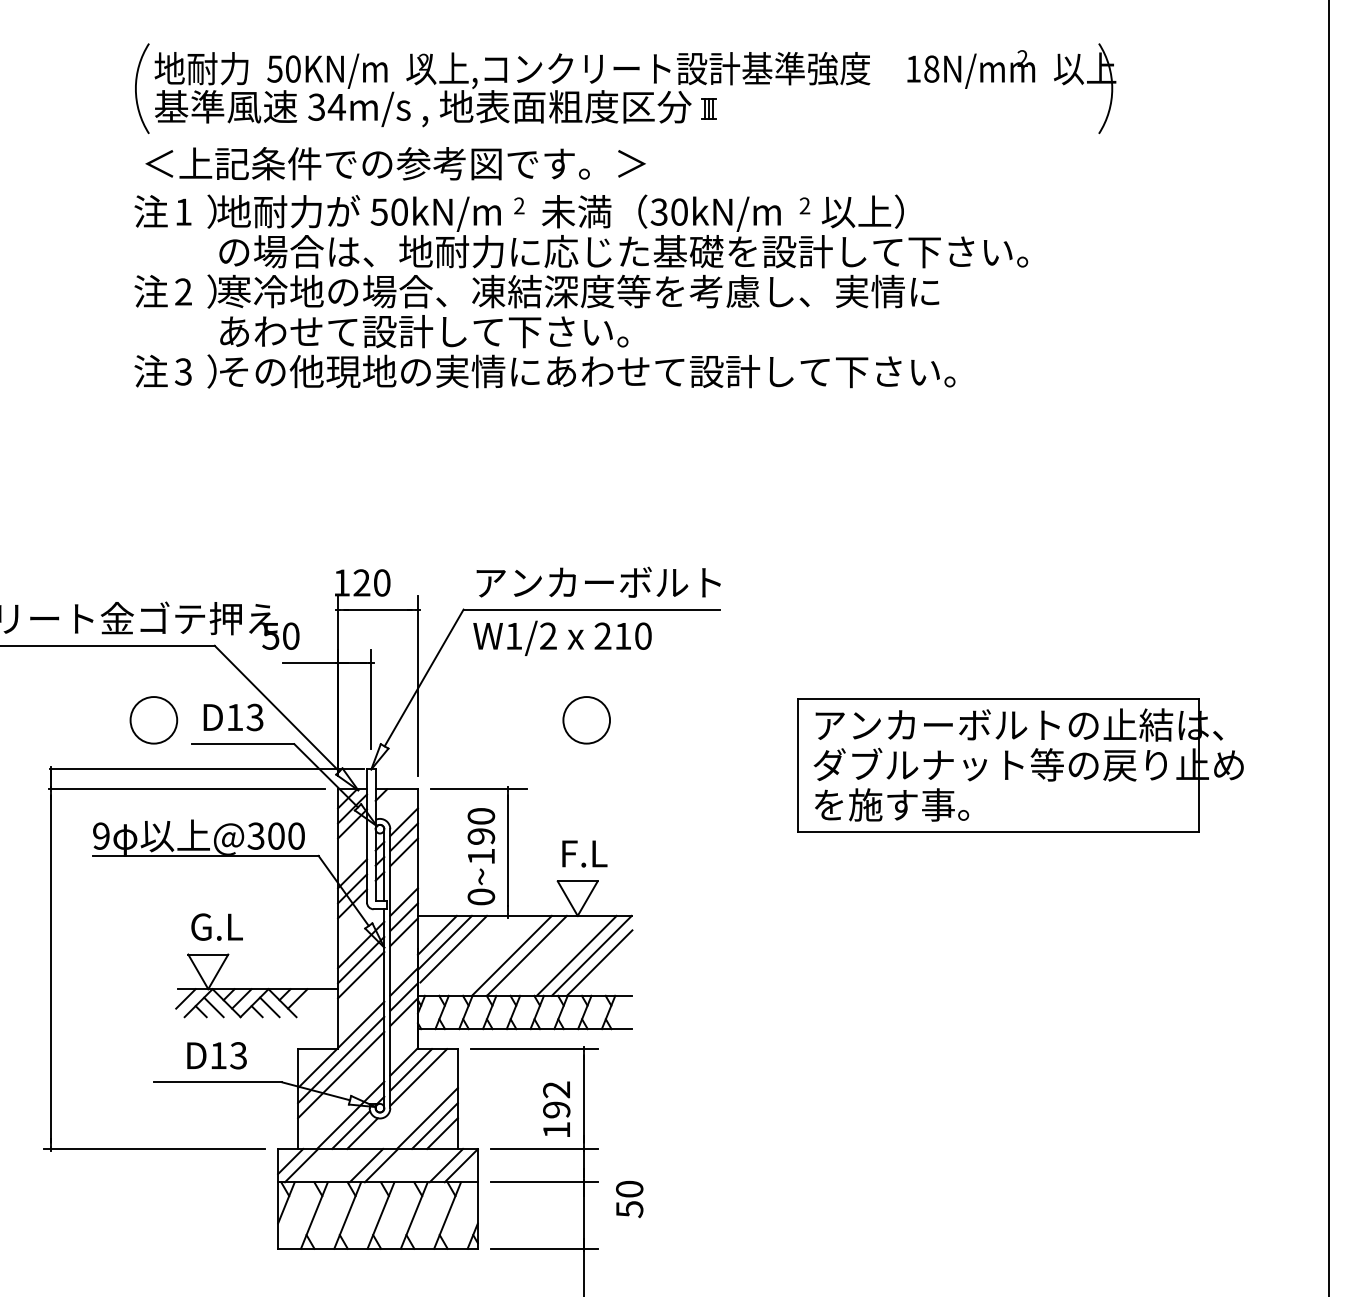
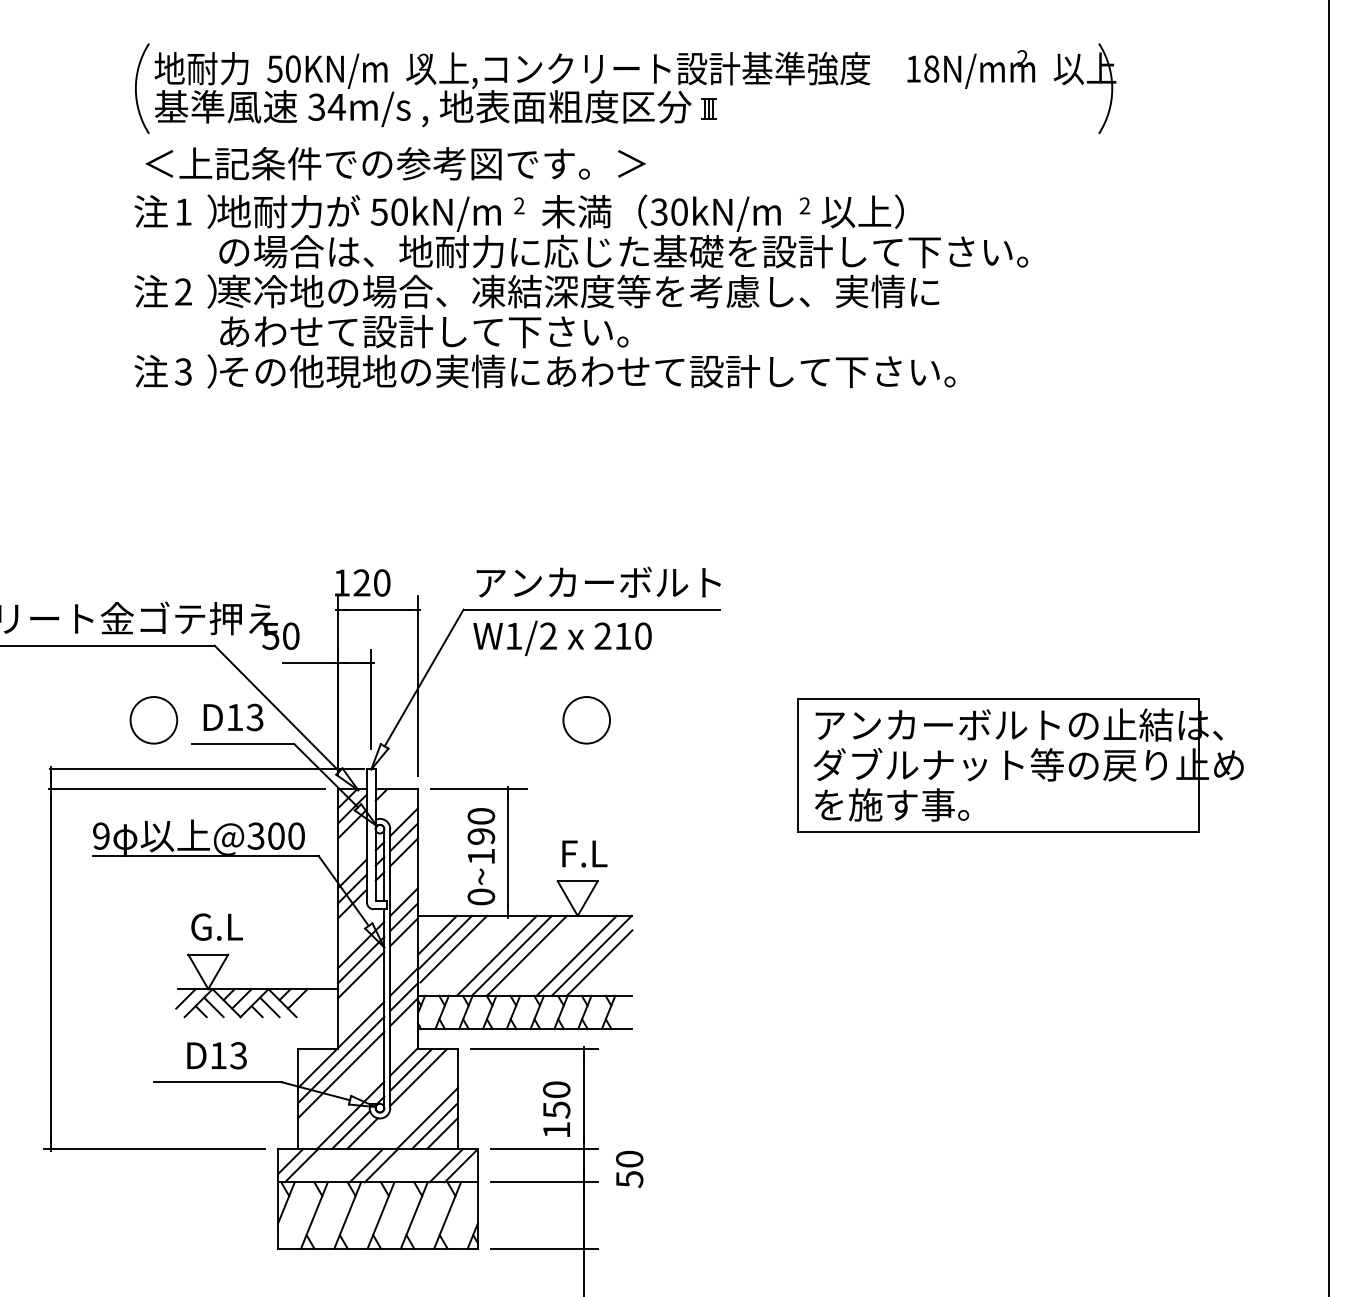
line: none -> present (496, 955)
text: 192 -> 150 (556, 1099)
text position: (629, 1199) -> (629, 1169) (629, 1169)
